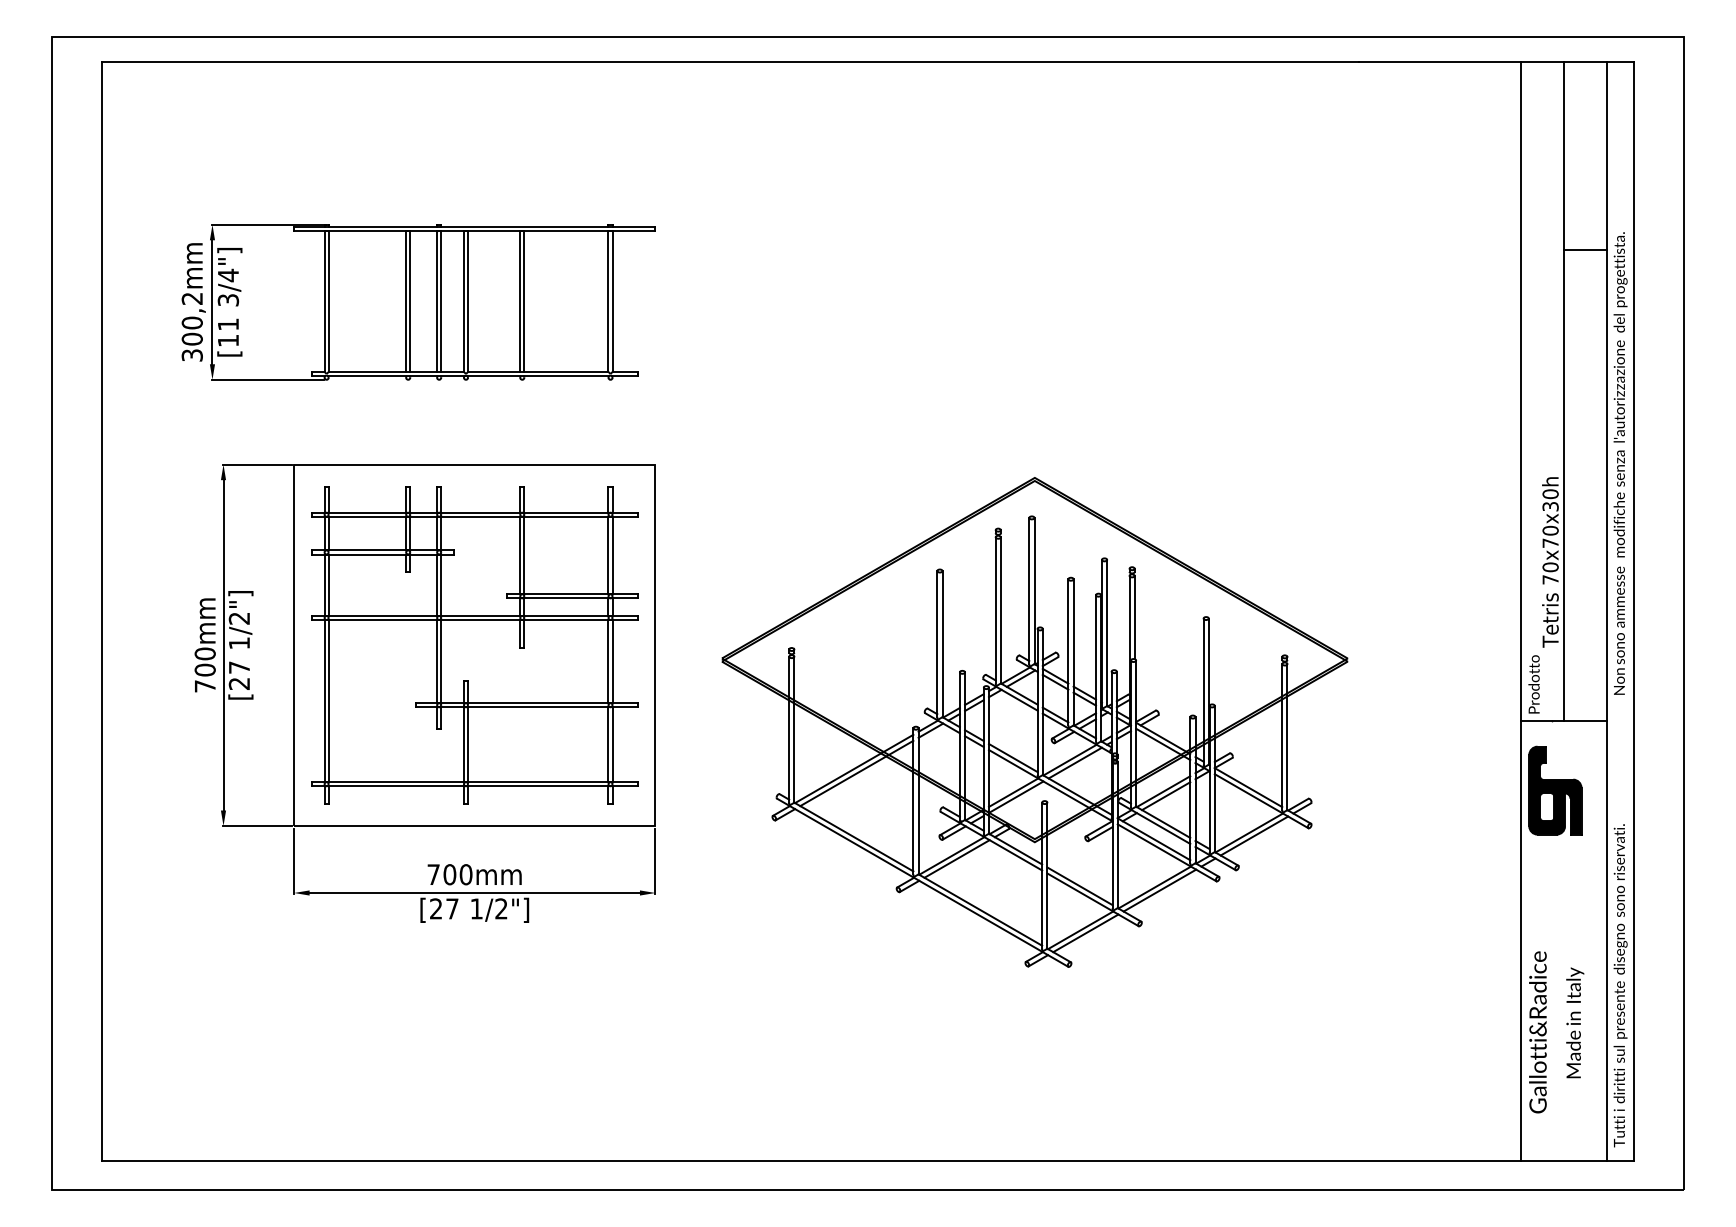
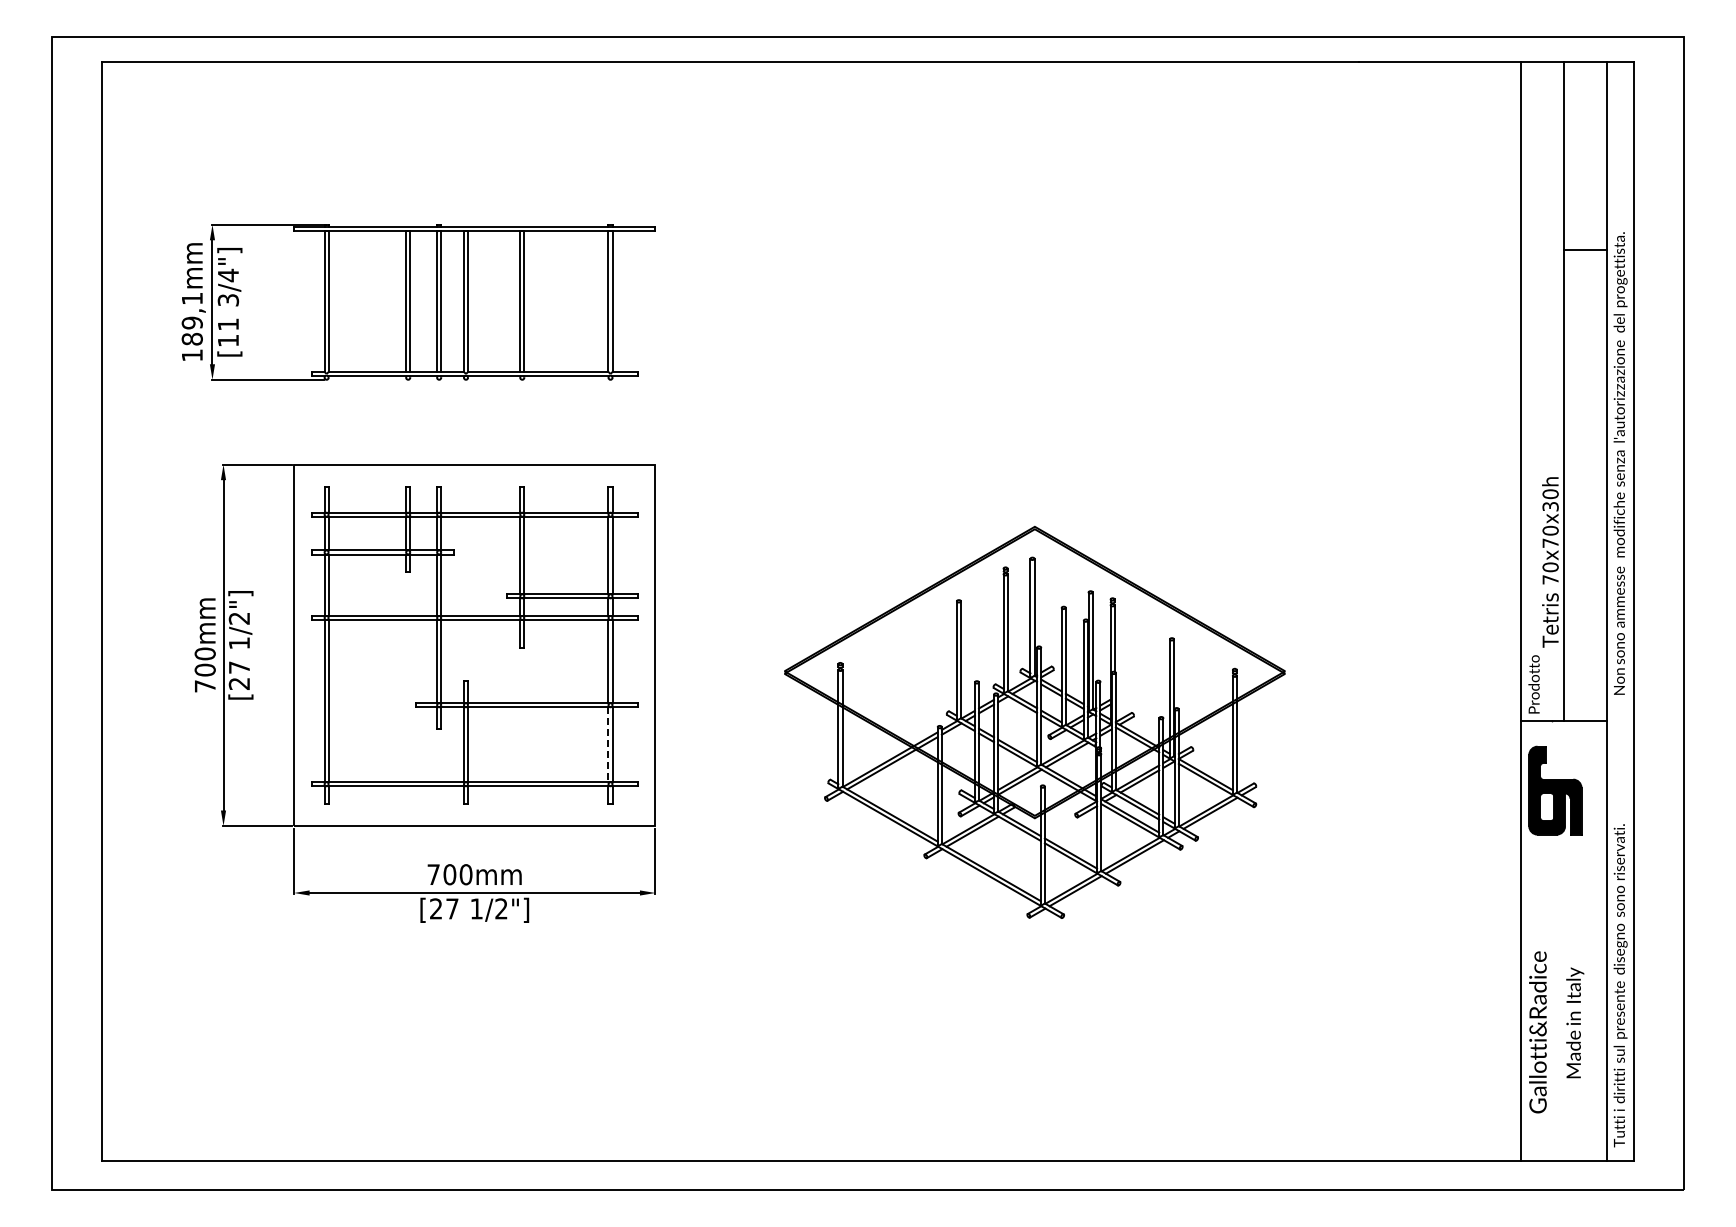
text: 300,2mm -> 189,1mm (191, 327)
part size: 628x491 px -> 502x394 px (1034, 721)
line: solid -> dashed (608, 745)
